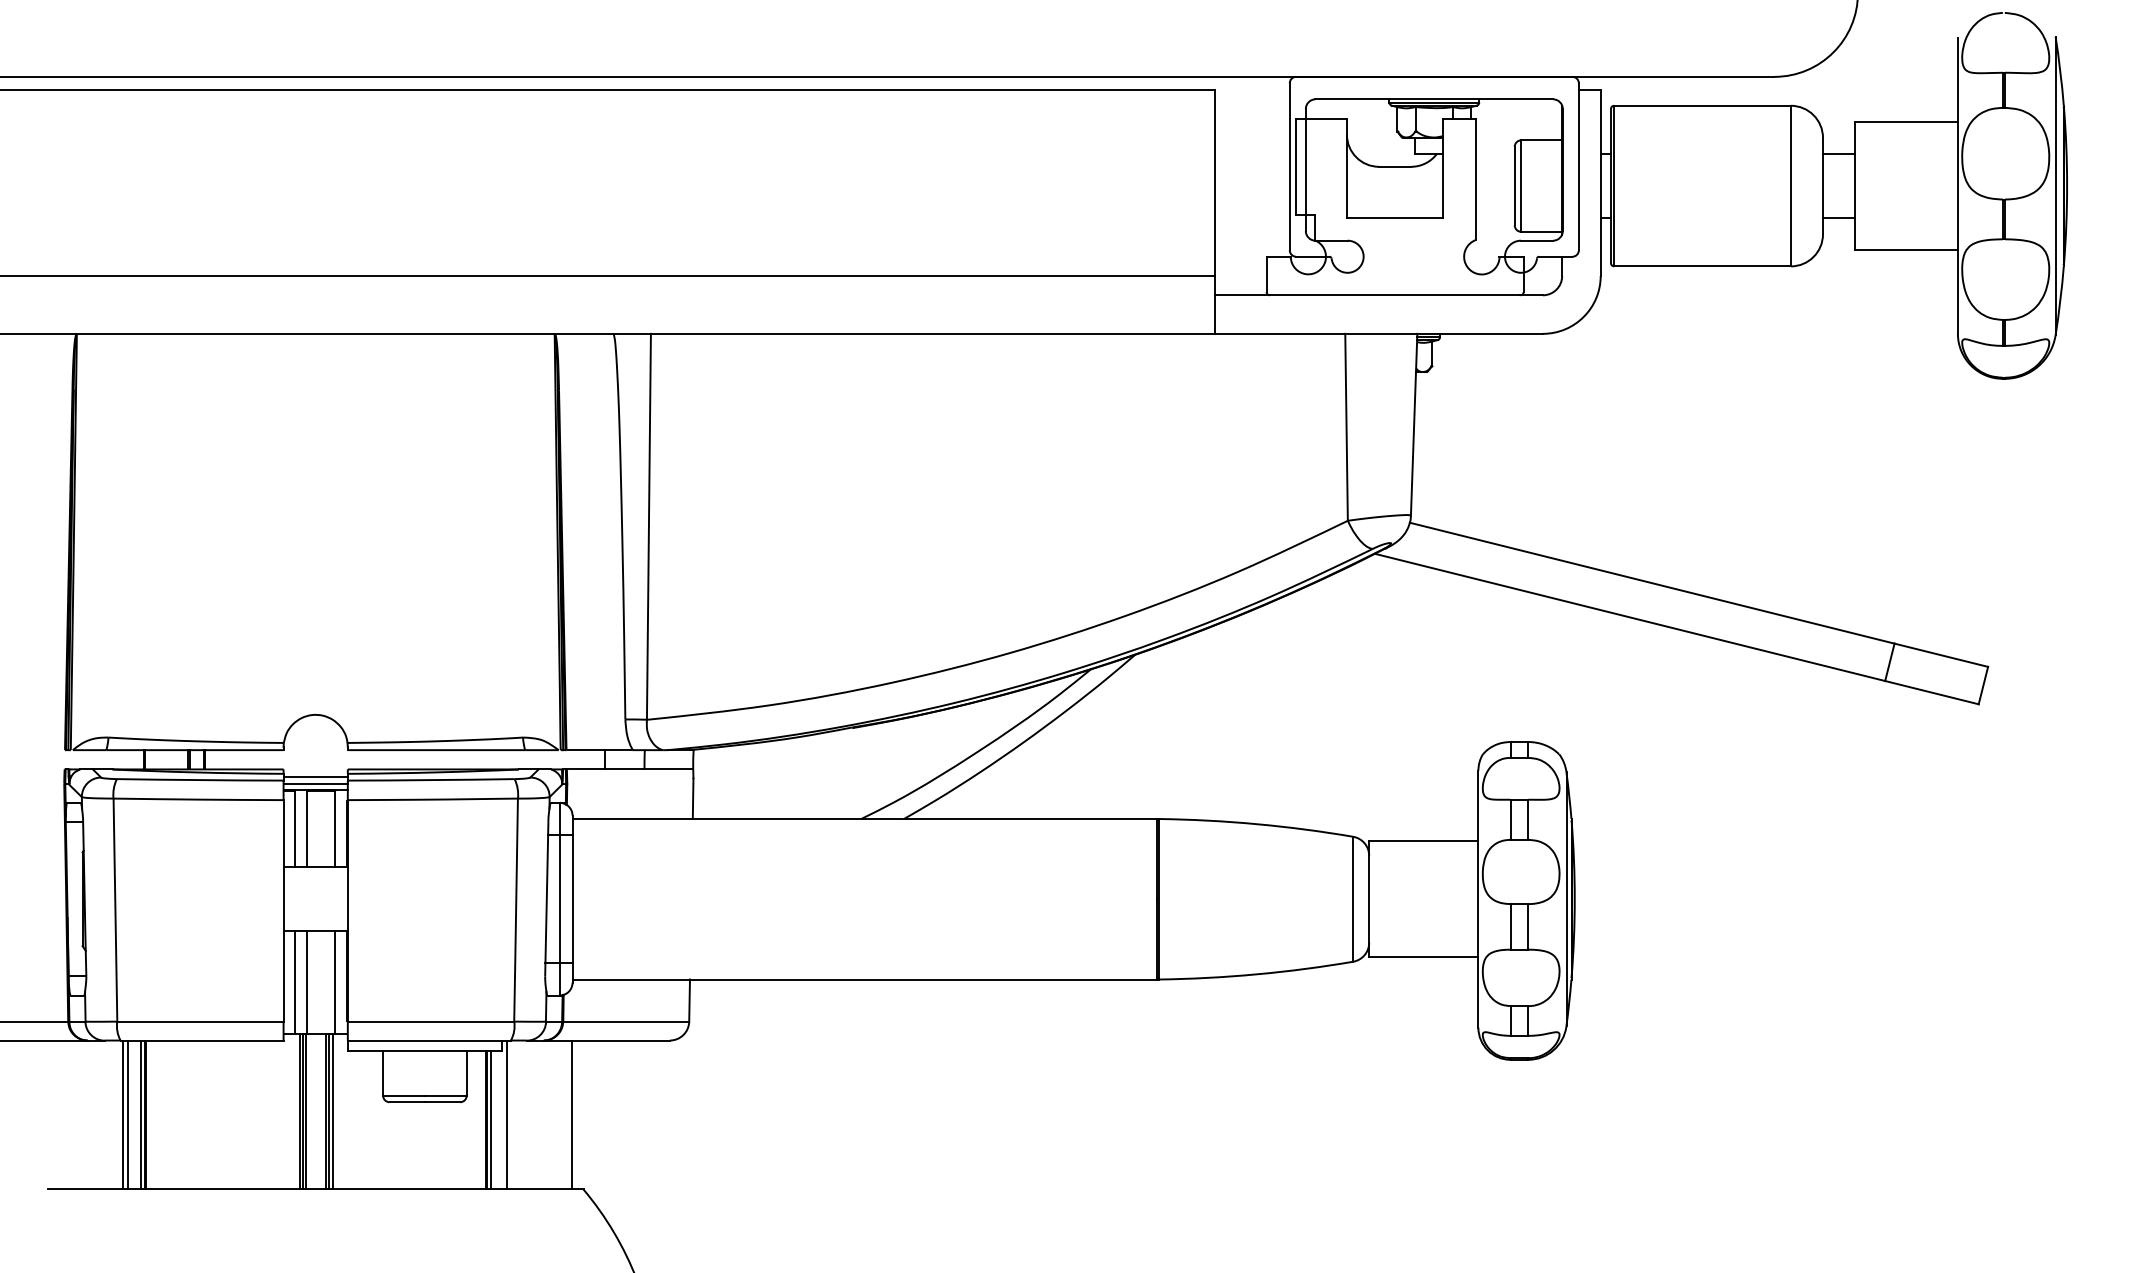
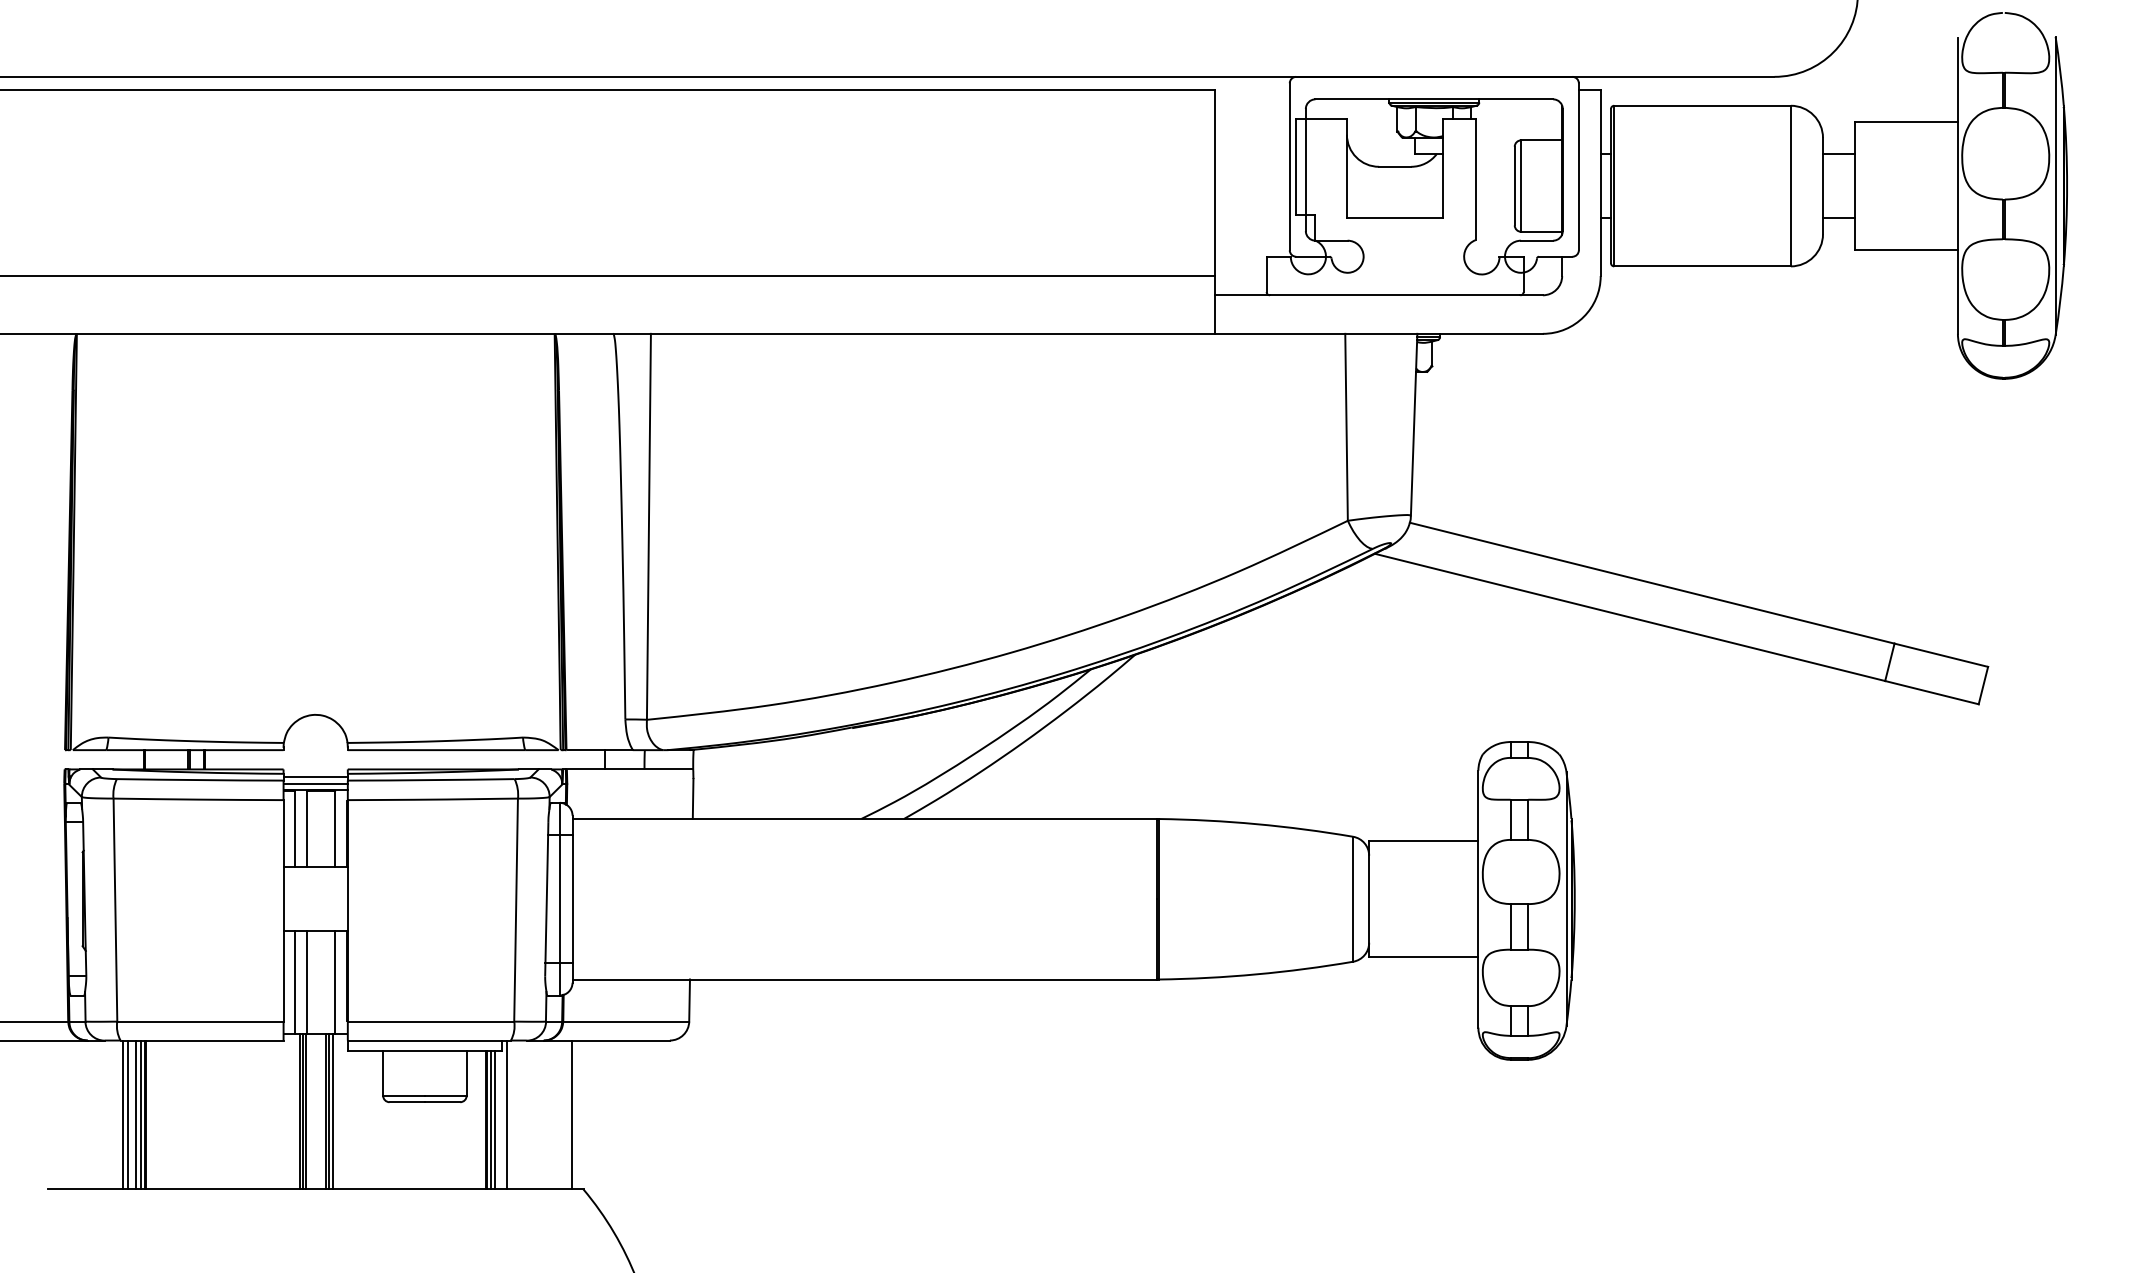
line: none -> present (136, 1114)
line: none -> present (495, 1119)
